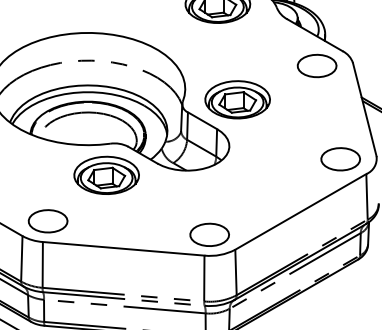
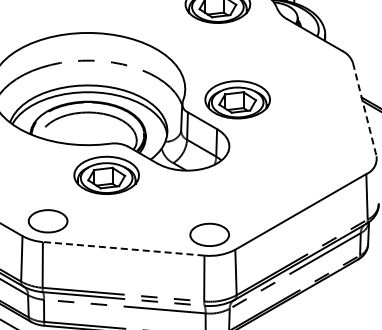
part: present -> none (316, 65)
line: solid -> dashed (364, 110)
part: present -> none (340, 159)
line: solid -> dashed (123, 248)
